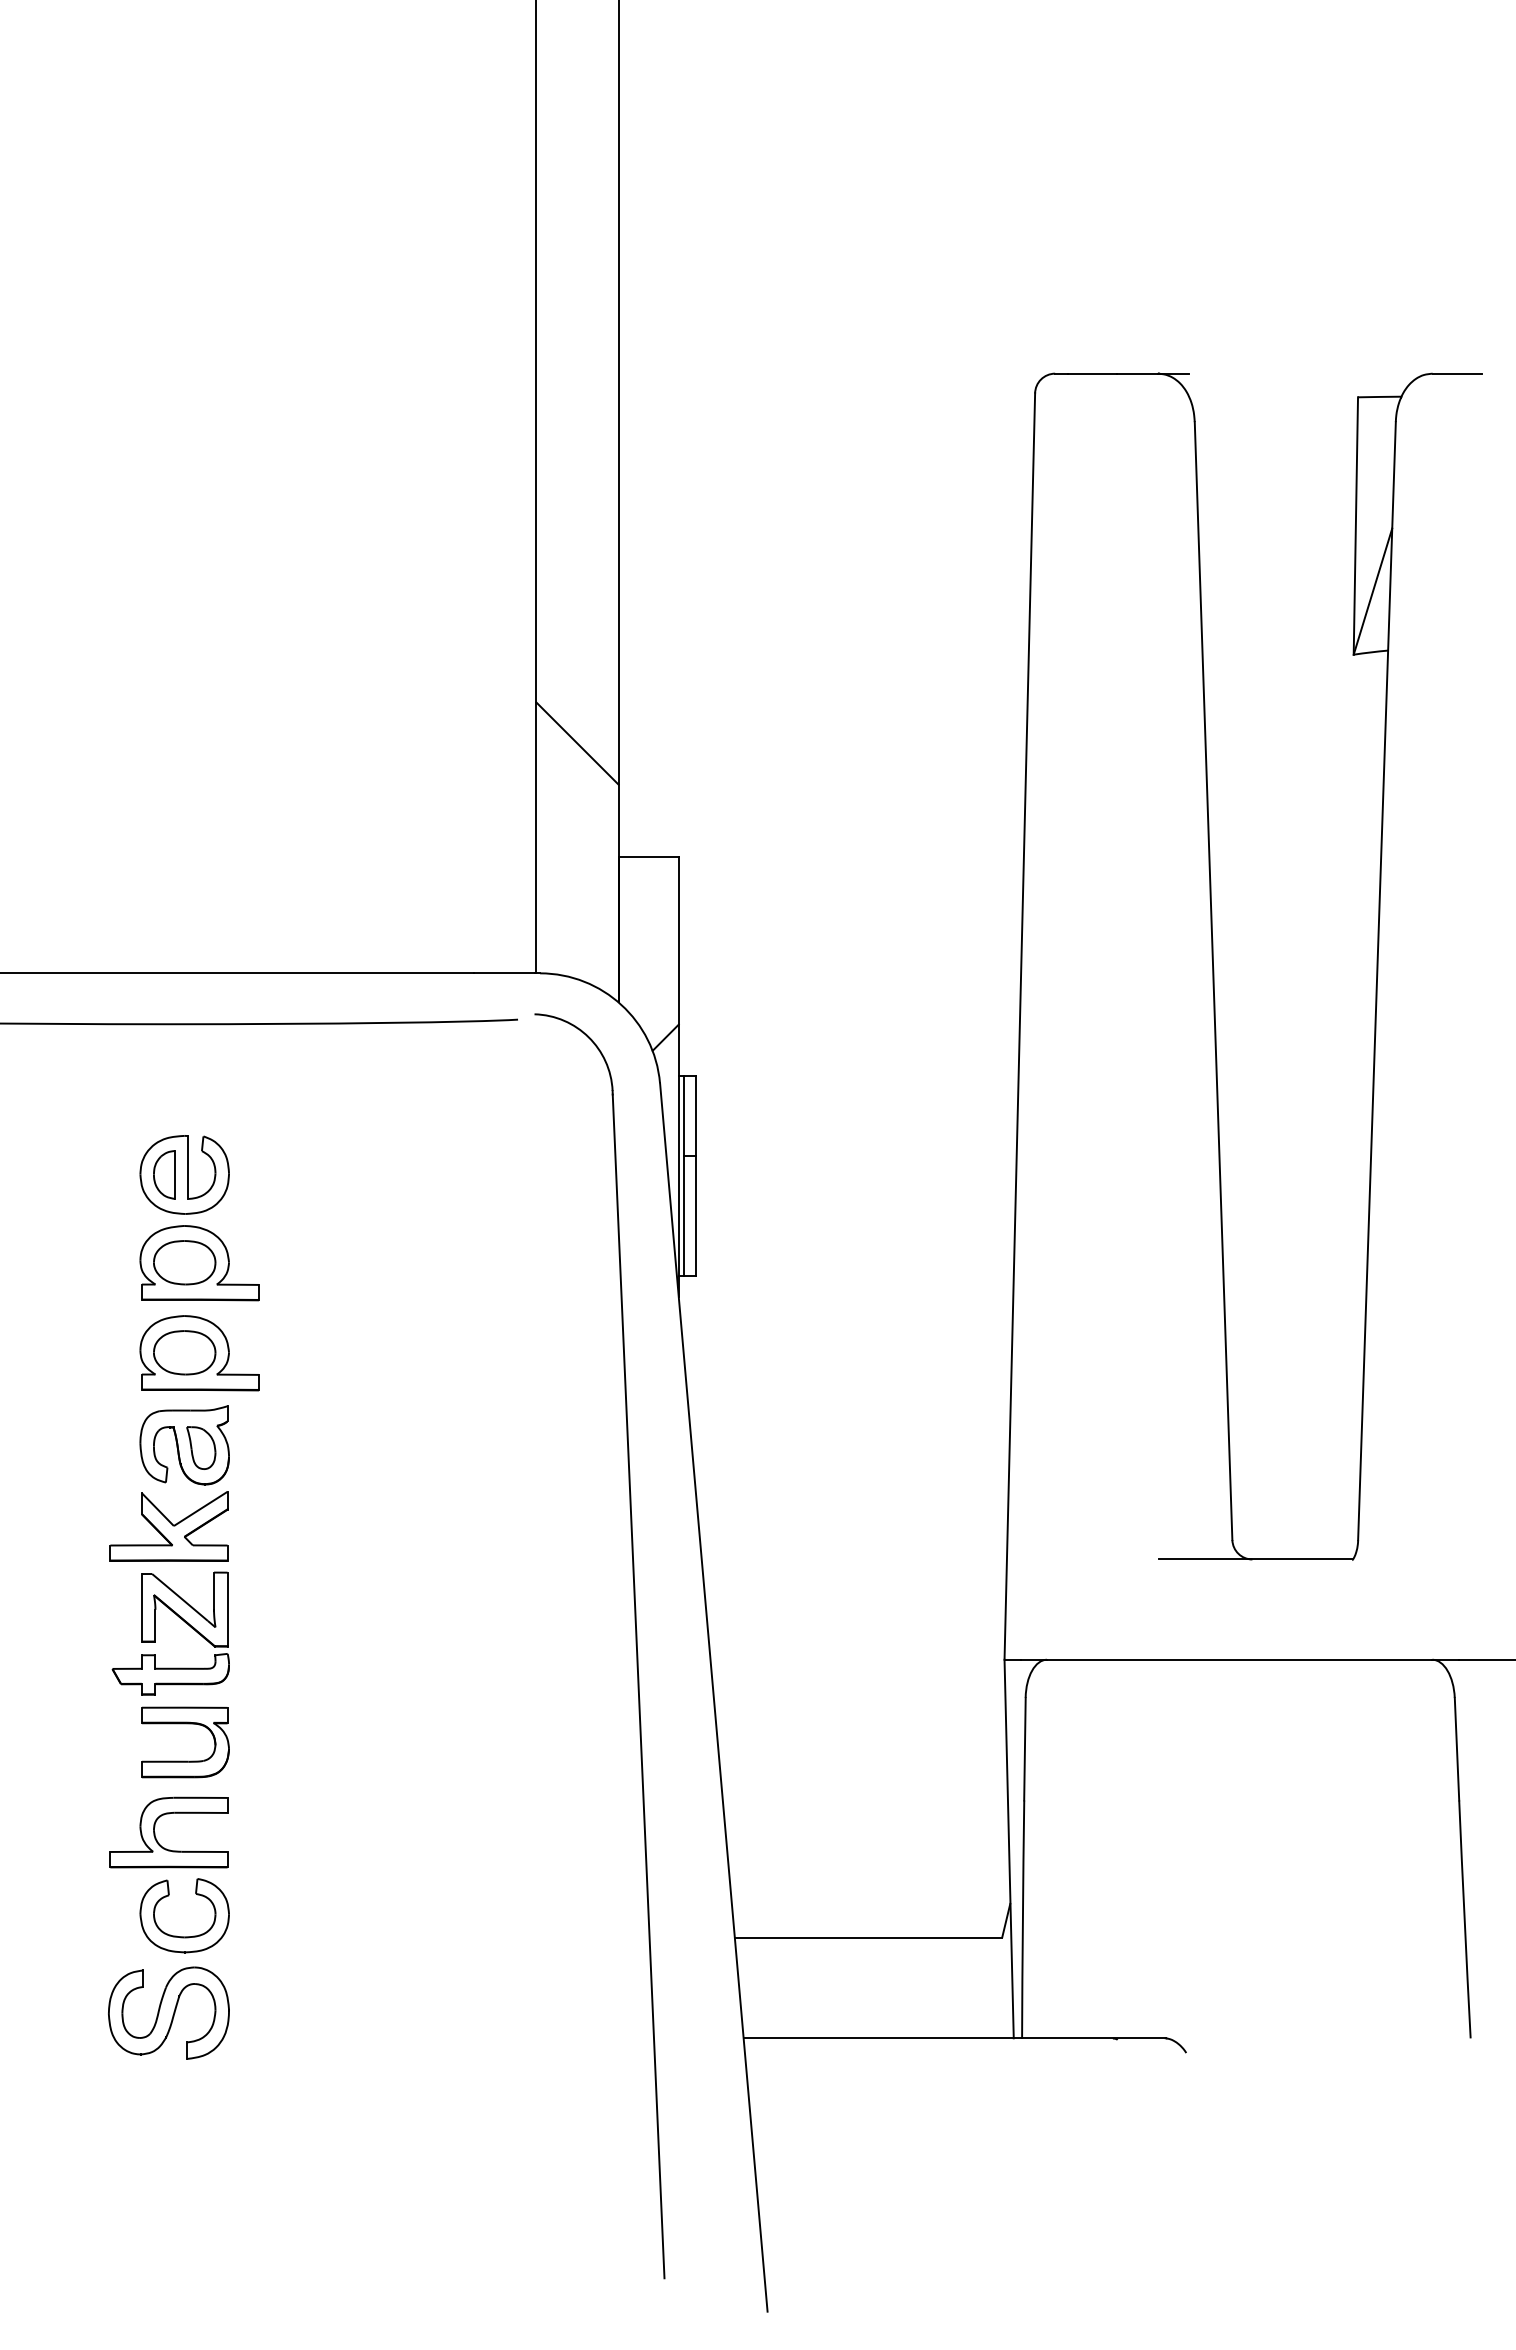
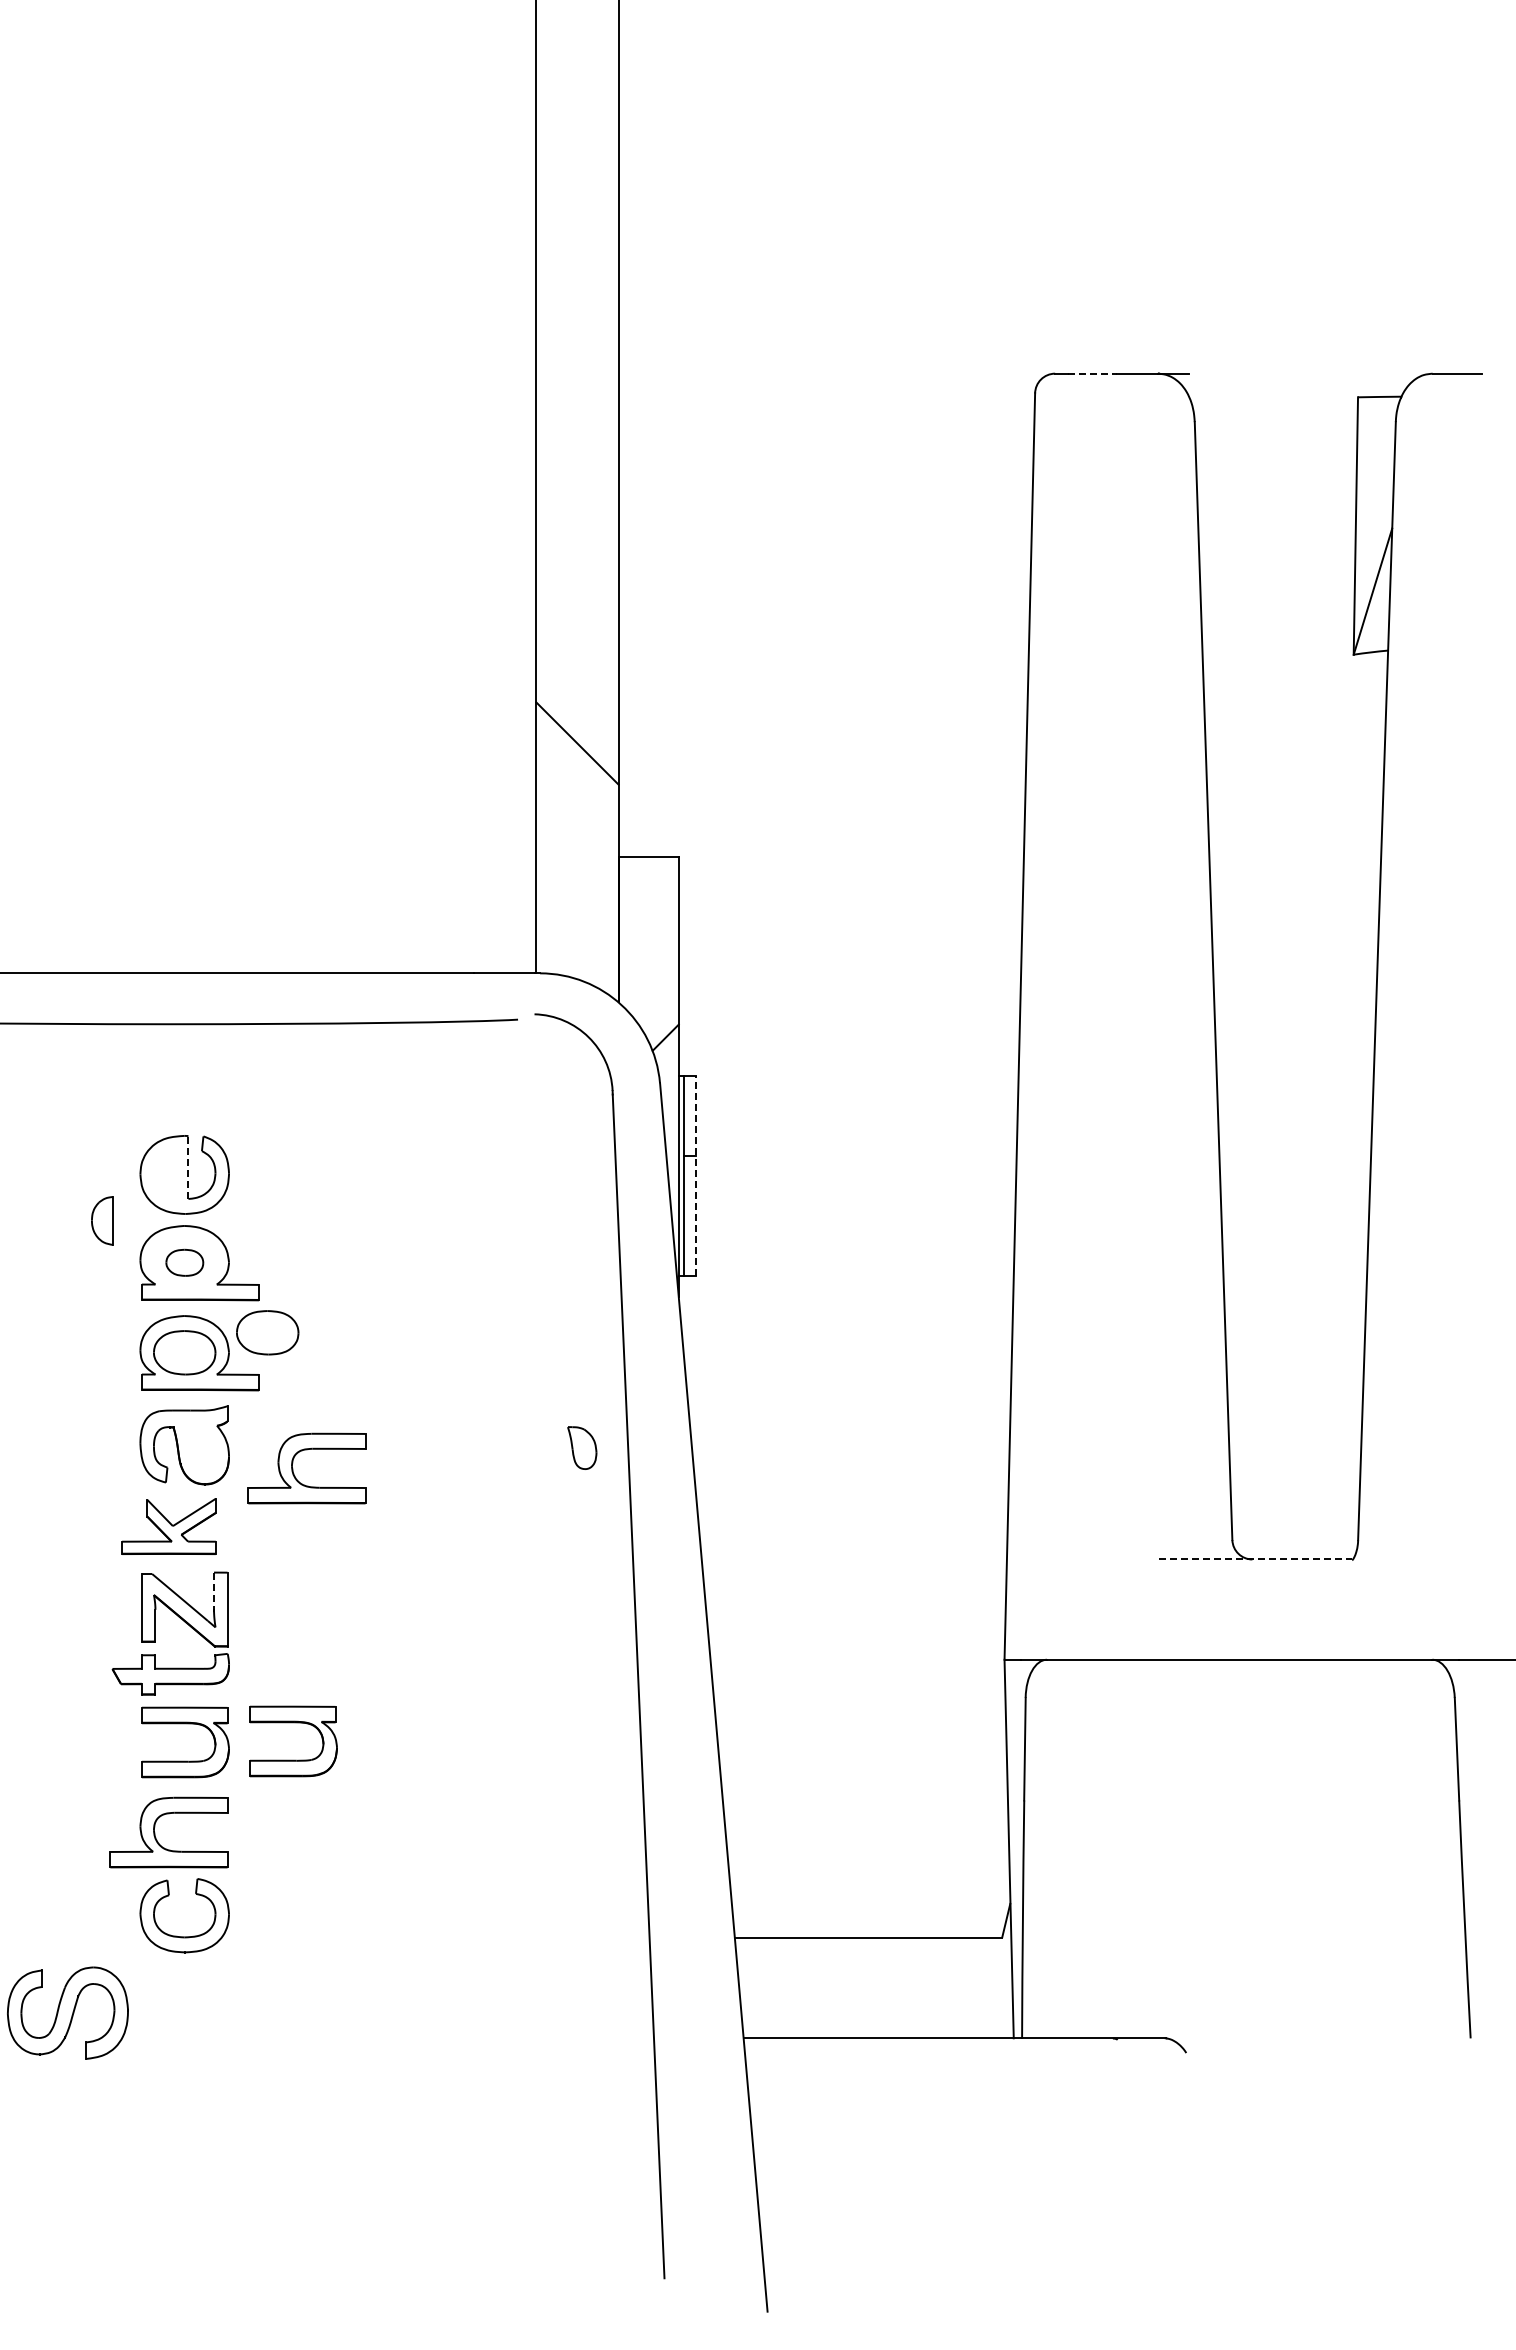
line: solid -> dashed (1092, 373)
line: solid -> dashed (188, 1166)
part position: (164, 1174) -> (102, 1220) (102, 1220)
line: solid -> dashed (695, 1175)
part size: 64x46 px -> 40x29 px (184, 1262)
part: none -> present (267, 1332)
part position: (201, 1447) -> (582, 1447) (582, 1447)
part: none -> present (293, 1468)
part size: 120x71 px -> 96x57 px (168, 1526)
line: solid -> dashed (1256, 1559)
line: solid -> dashed (214, 1591)
part: none -> present (293, 1723)
part position: (168, 2012) -> (67, 2012) (67, 2012)
